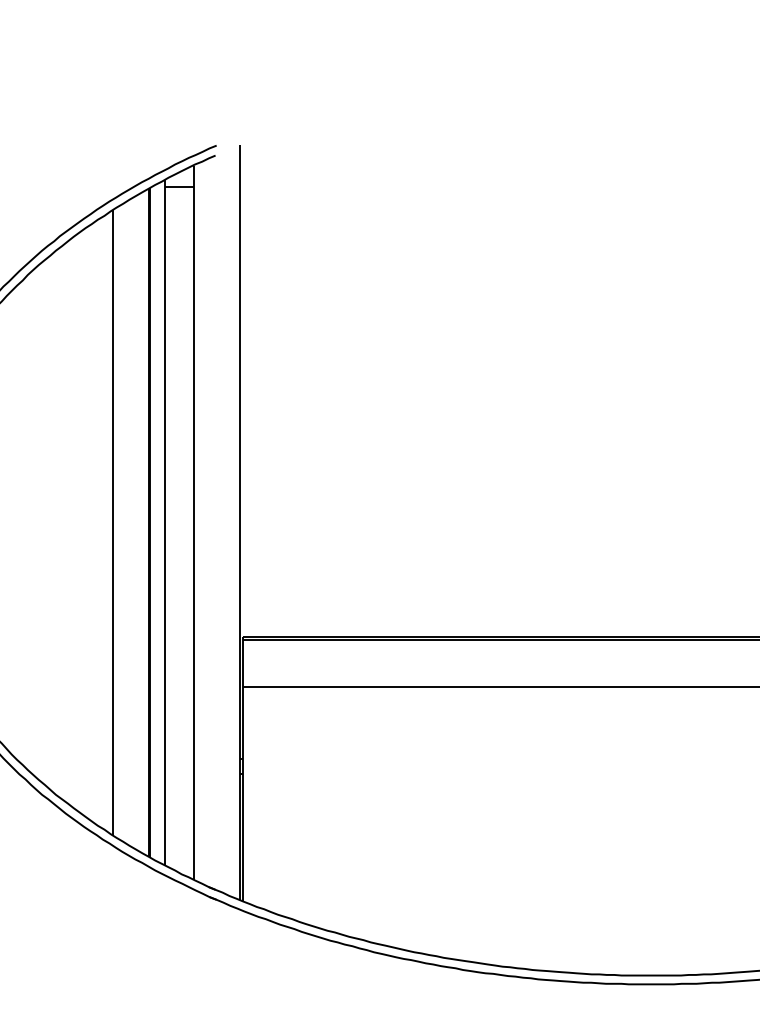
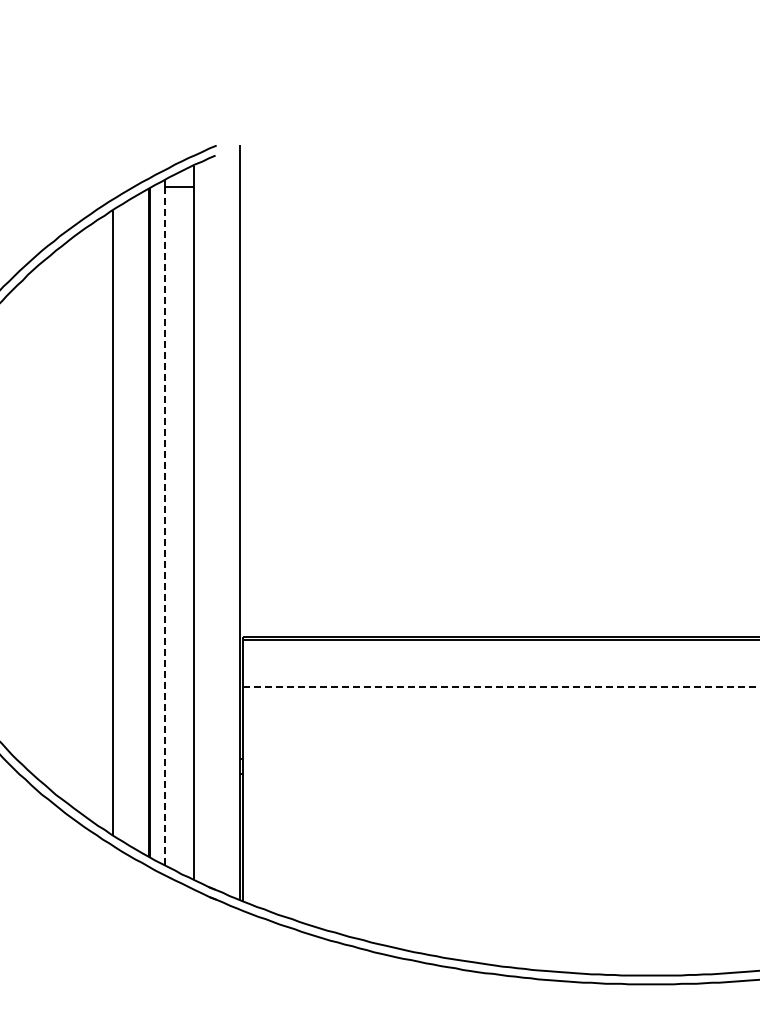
line: solid -> dashed (164, 526)
line: solid -> dashed (501, 686)
